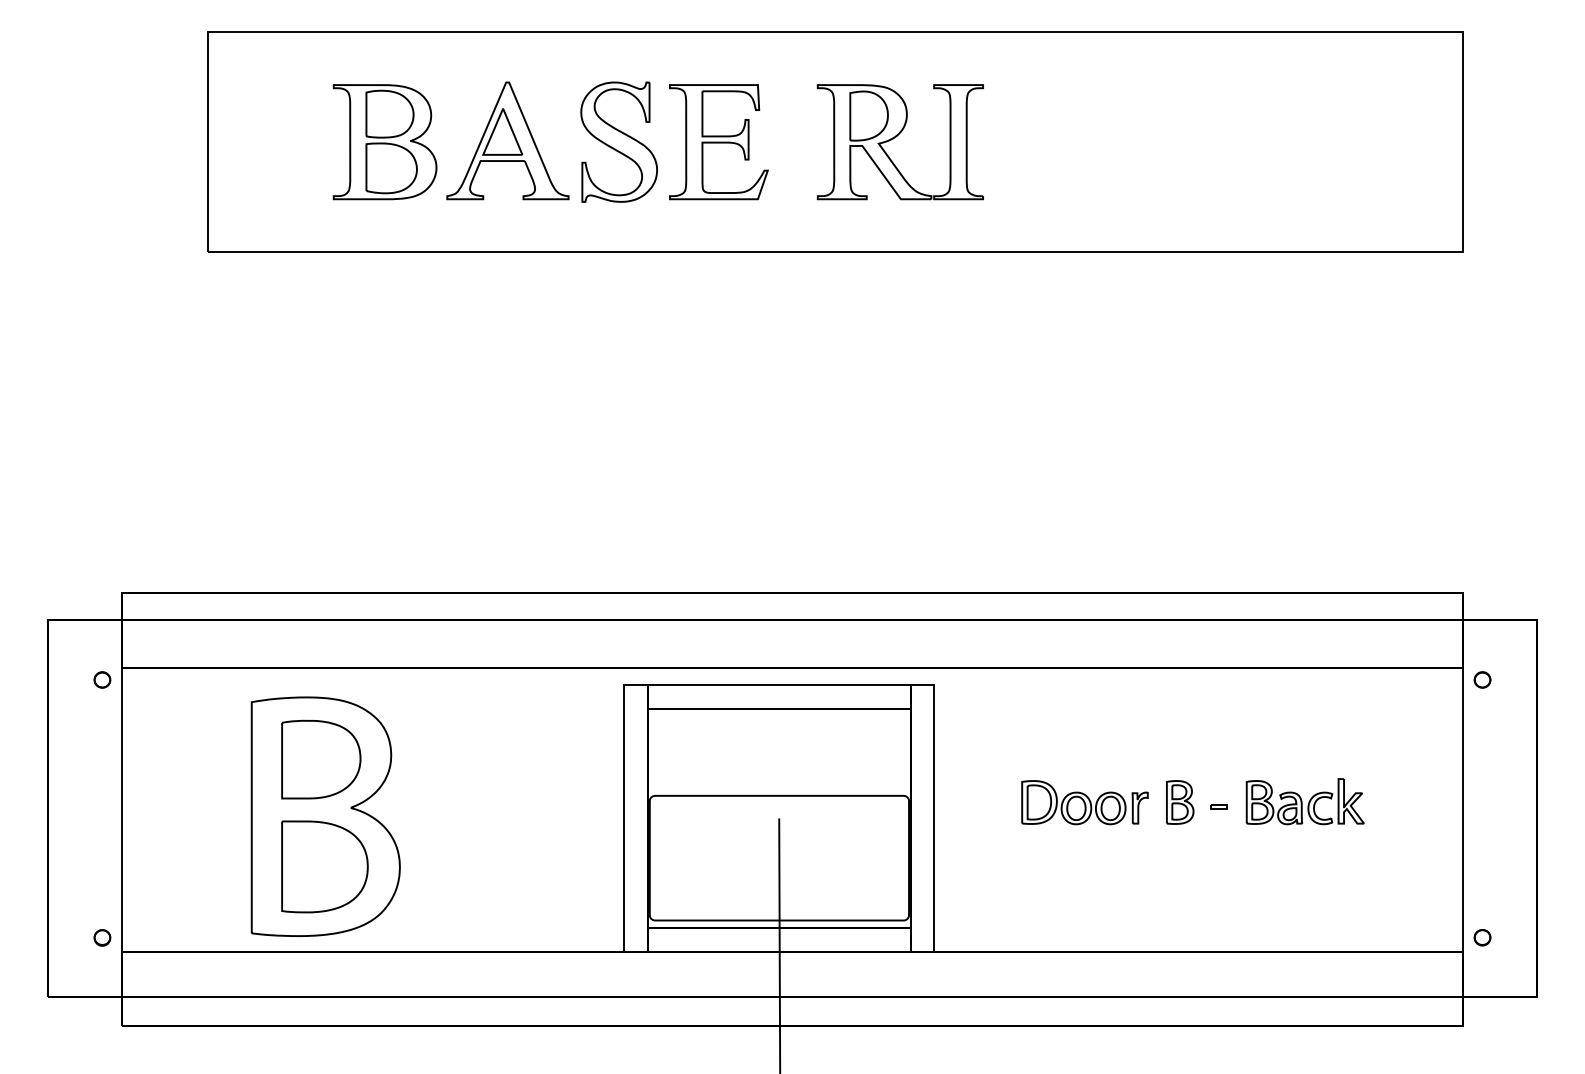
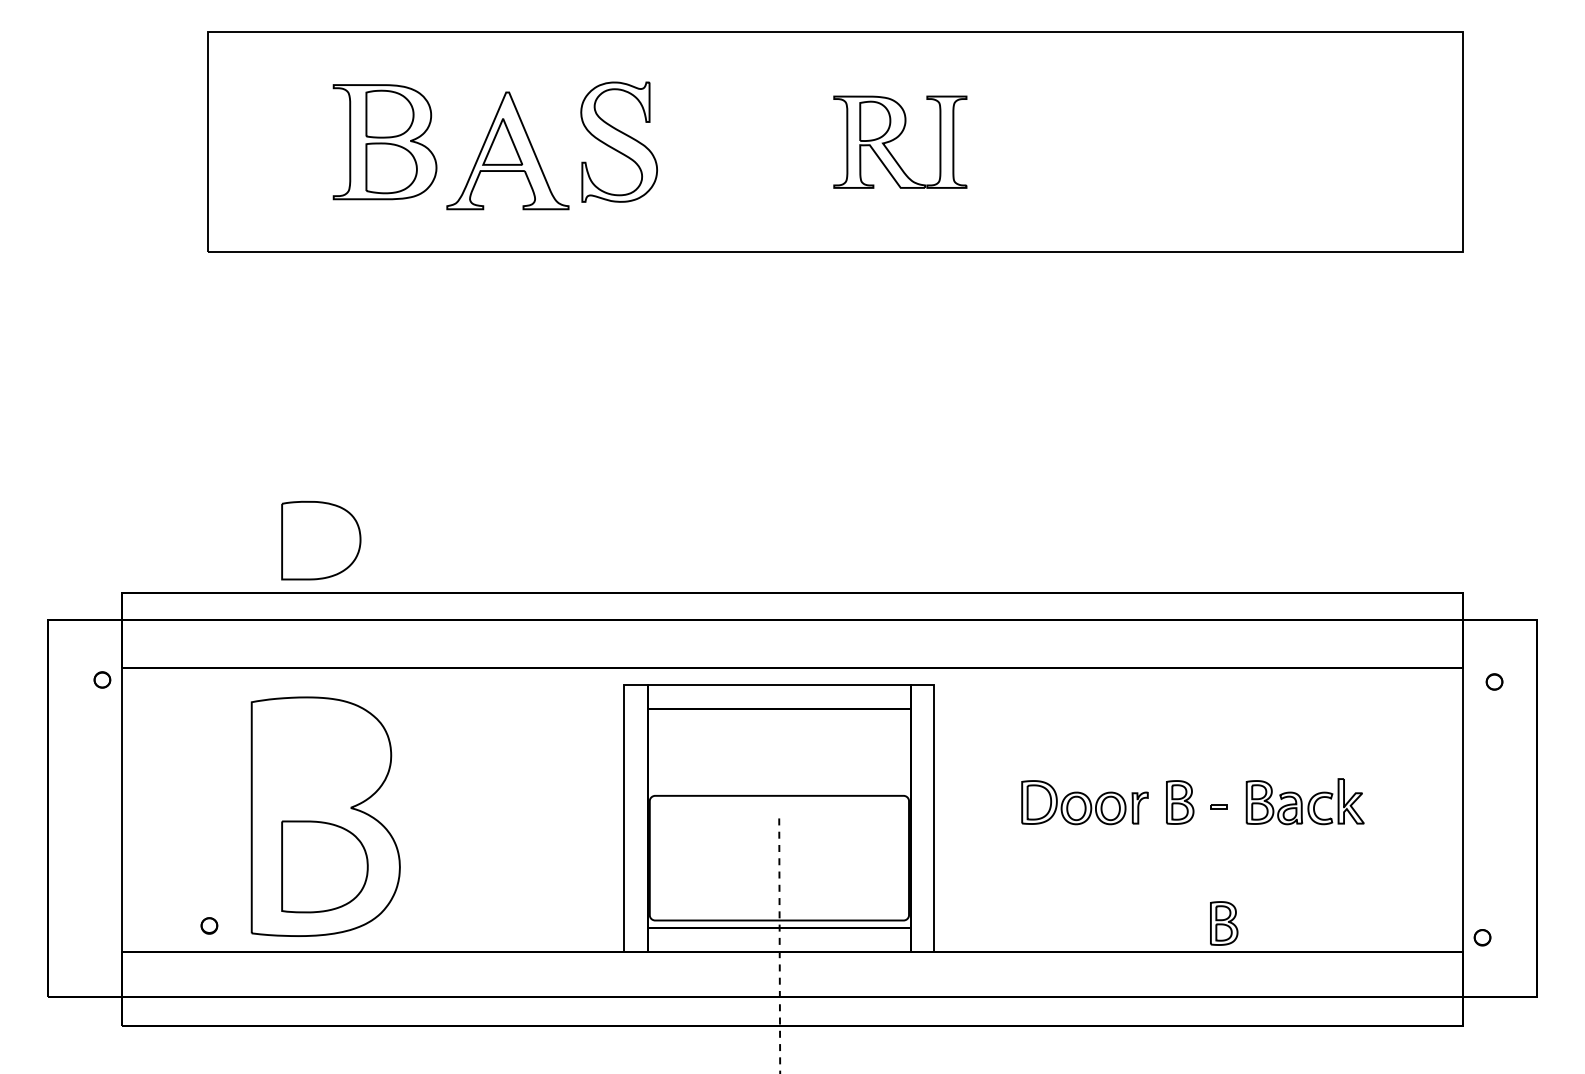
part position: (507, 140) -> (507, 150) (507, 150)
part: present -> none (718, 142)
part size: 168x117 px -> 135x94 px (900, 141)
part position: (1482, 679) -> (1494, 681) (1494, 681)
part position: (321, 759) -> (321, 540) (321, 540)
part: none -> present (1224, 923)
part position: (102, 937) -> (209, 925) (209, 925)
line: solid -> dashed (779, 946)
